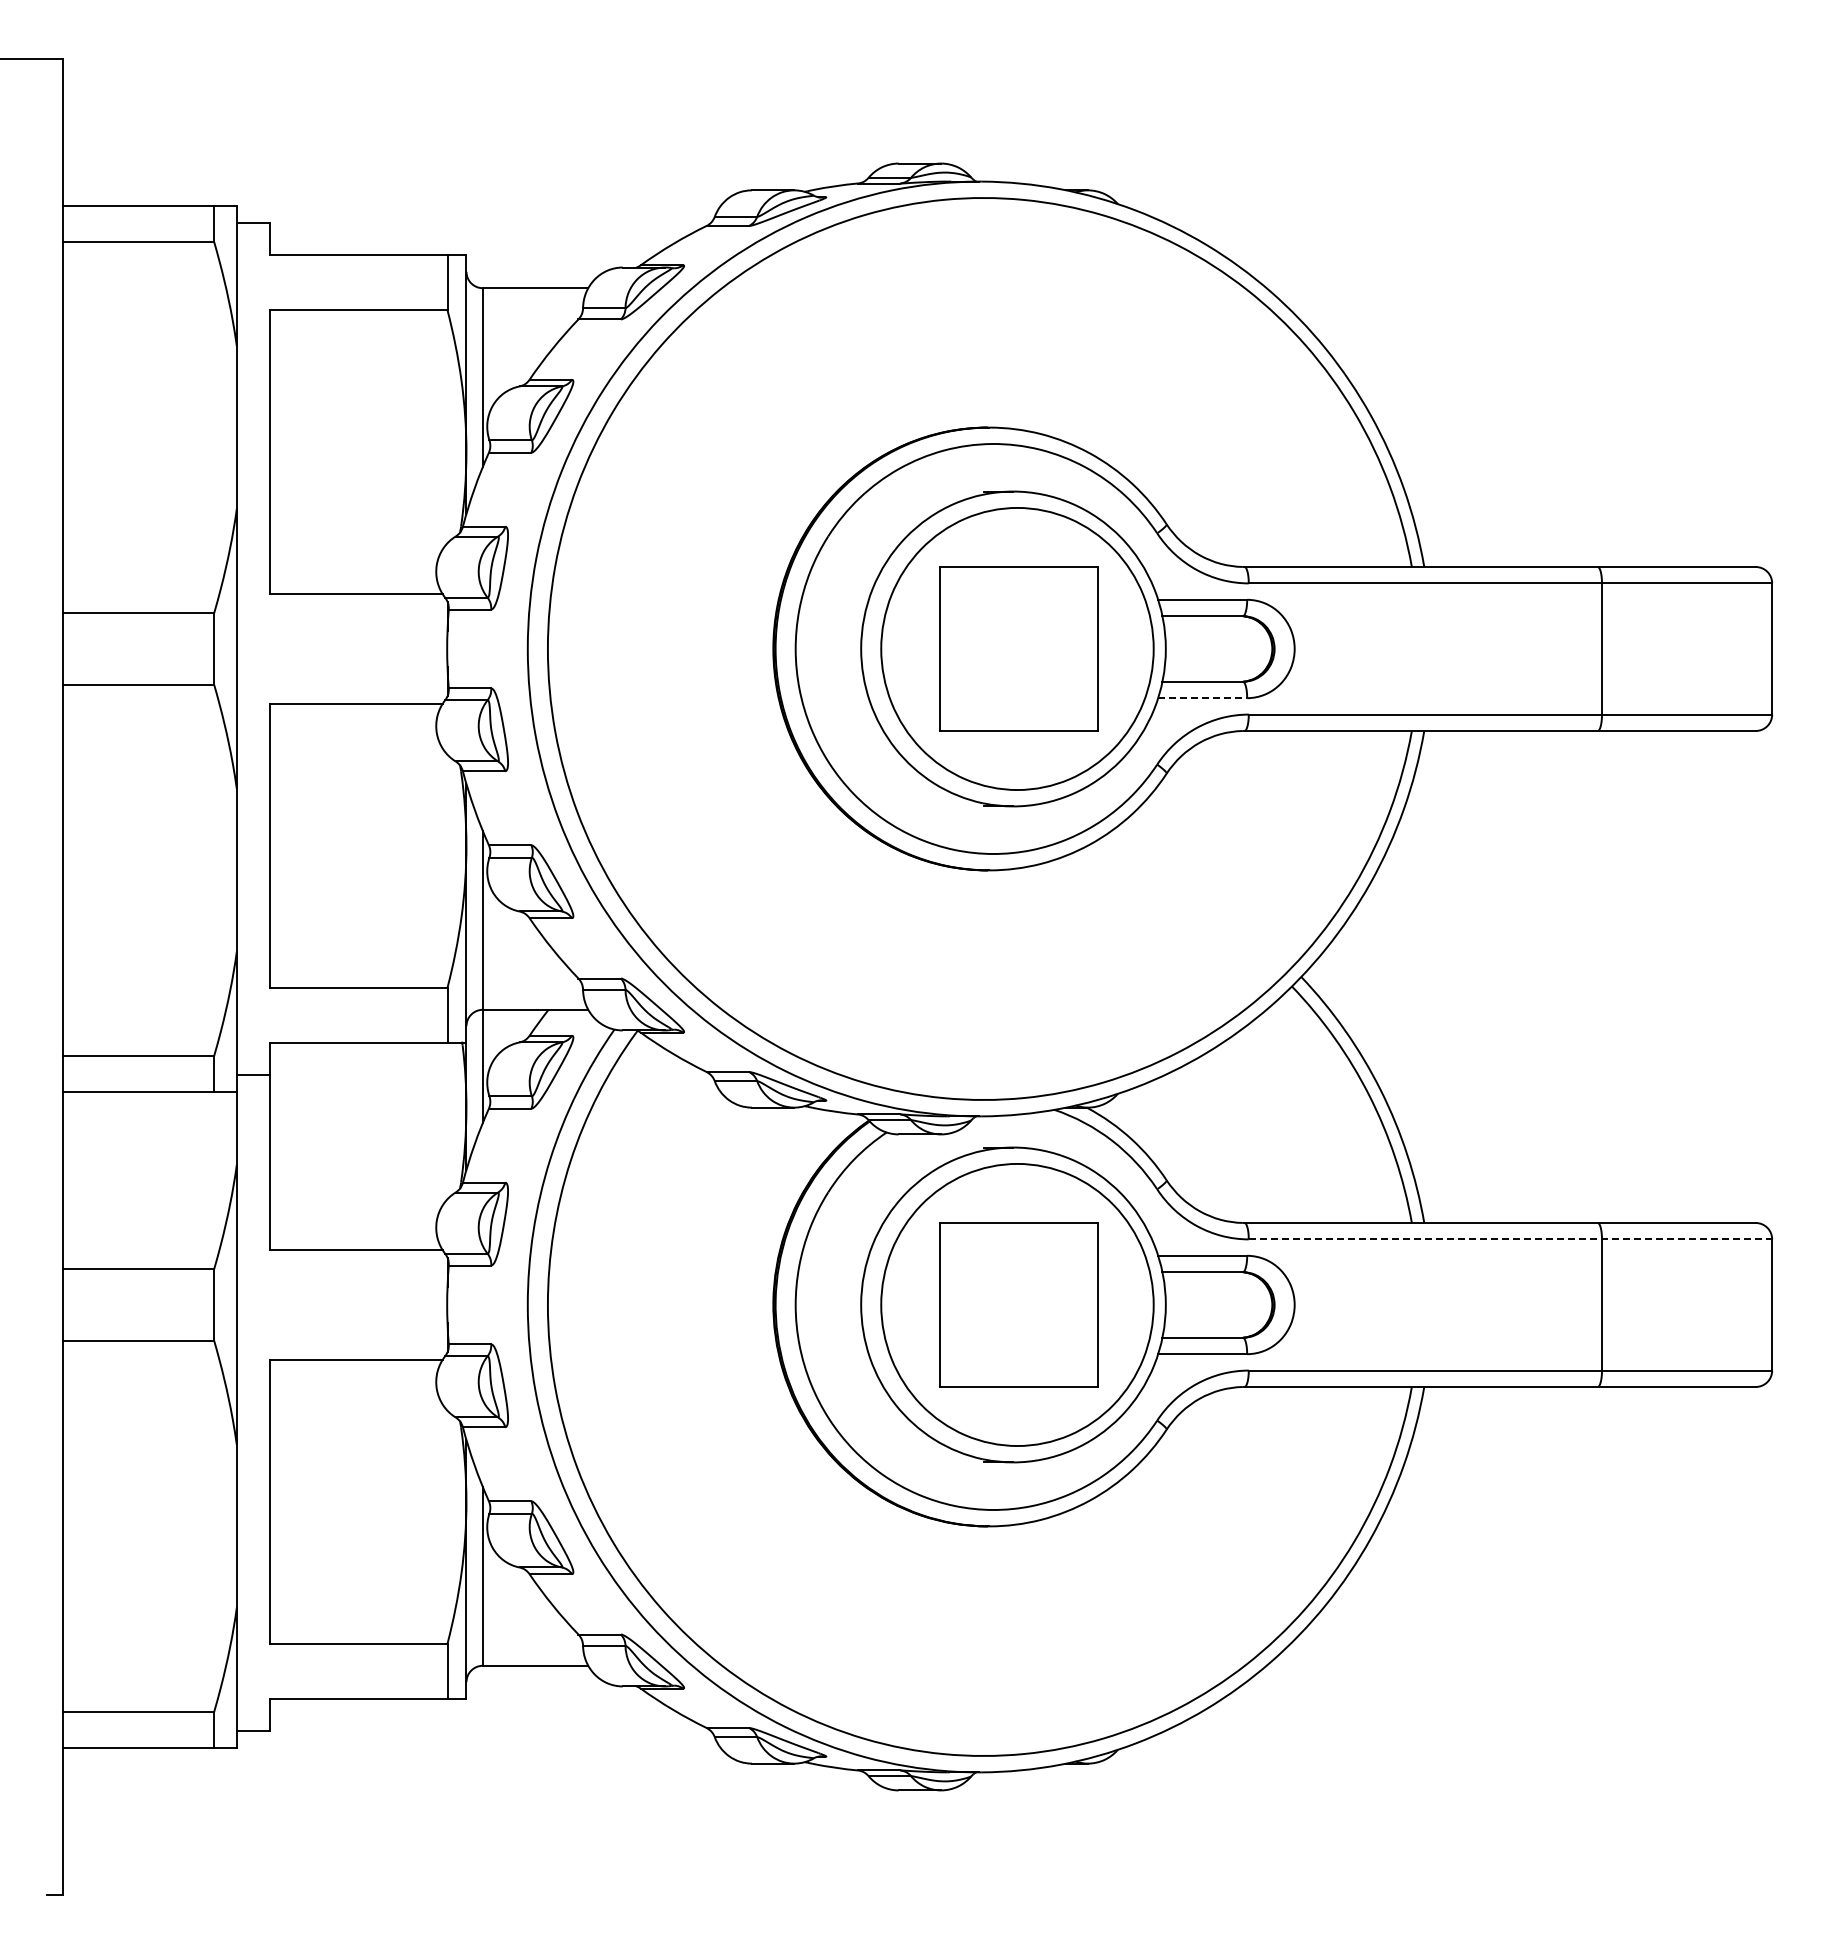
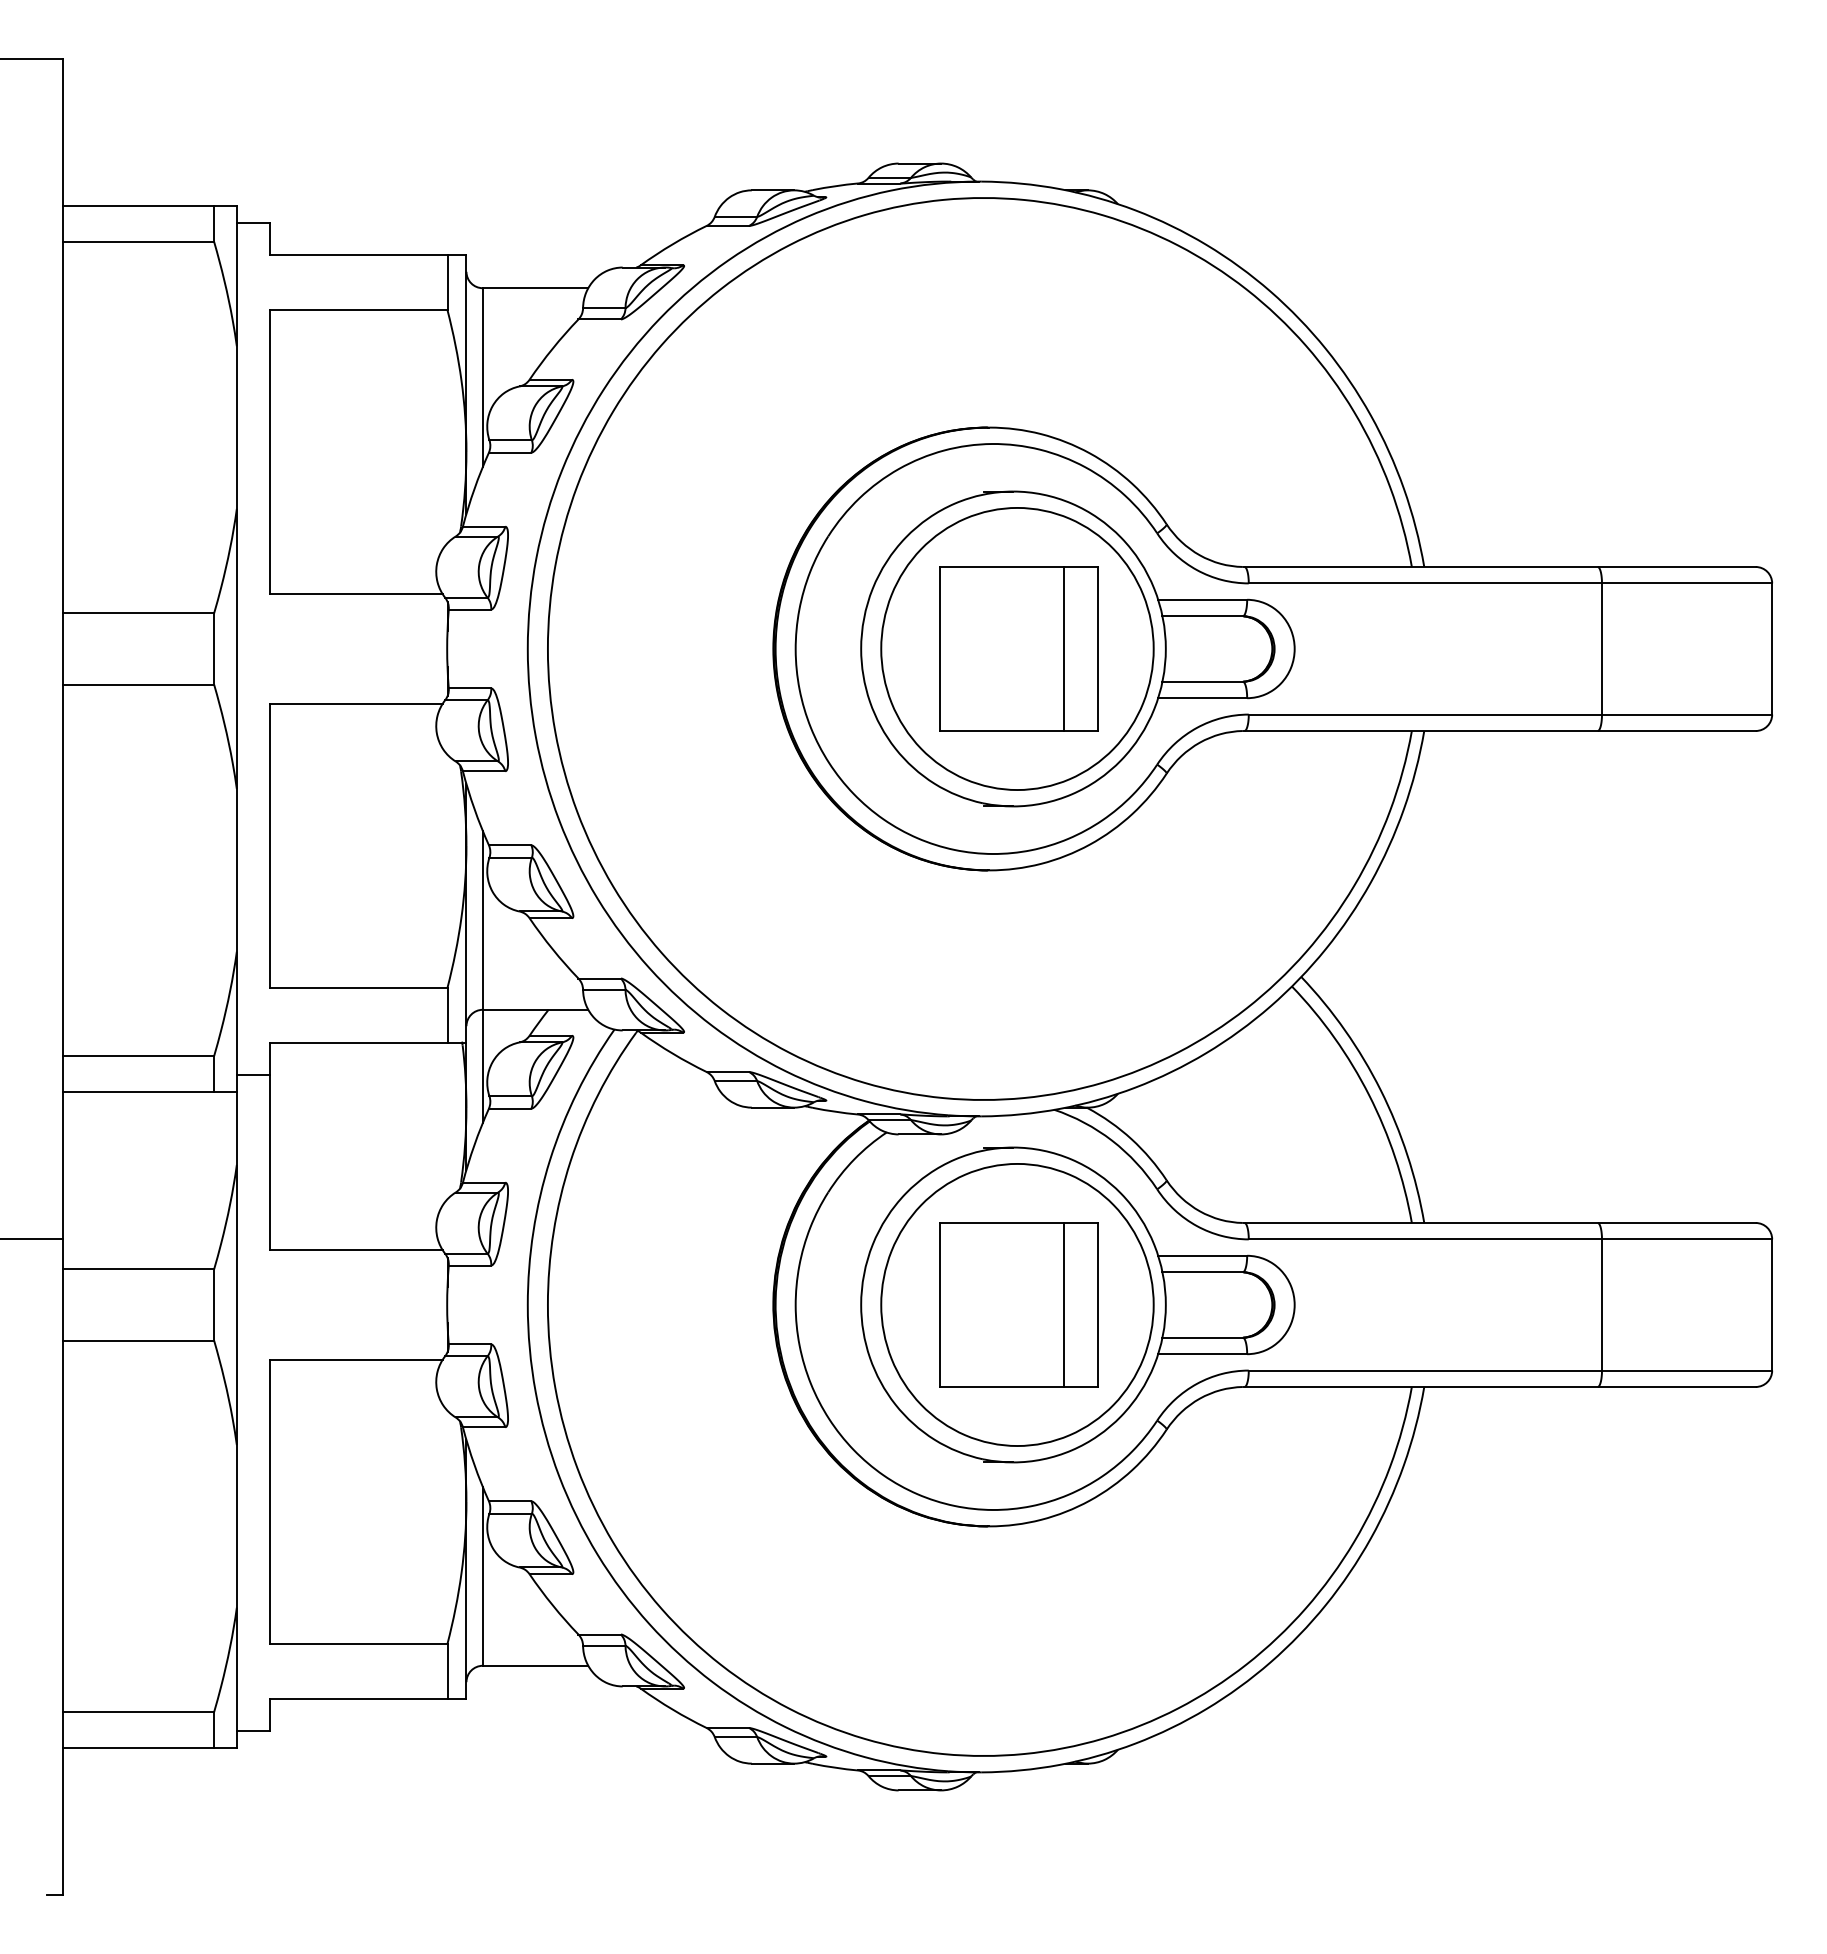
line: none -> present (1064, 649)
line: dashed -> solid (1202, 698)
line: none -> present (32, 1239)
line: dashed -> solid (1510, 1239)
line: none -> present (1064, 1304)
